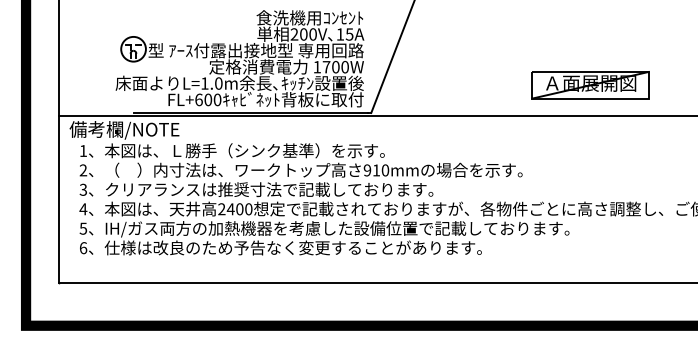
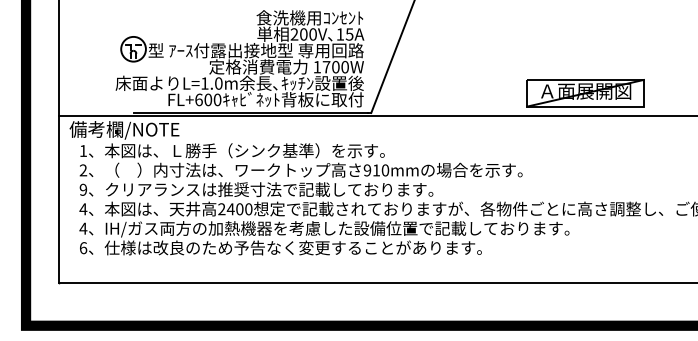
part position: (590, 85) -> (585, 93) (585, 93)
text: 3 -> 9 (83, 189)
text: 5 -> 4 (83, 228)
